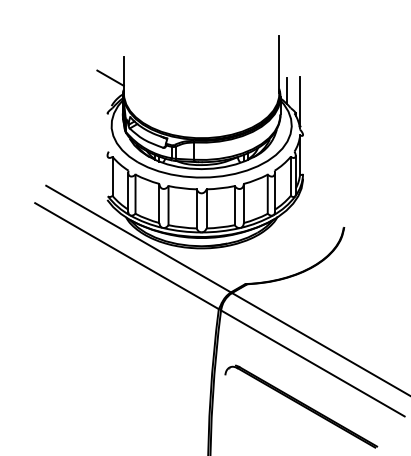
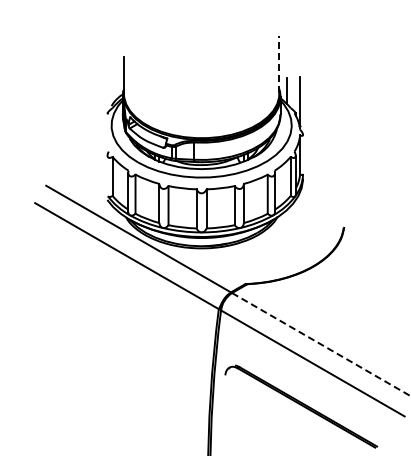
line: solid -> dashed (279, 64)
line: present -> none (110, 77)
line: solid -> dashed (321, 344)
